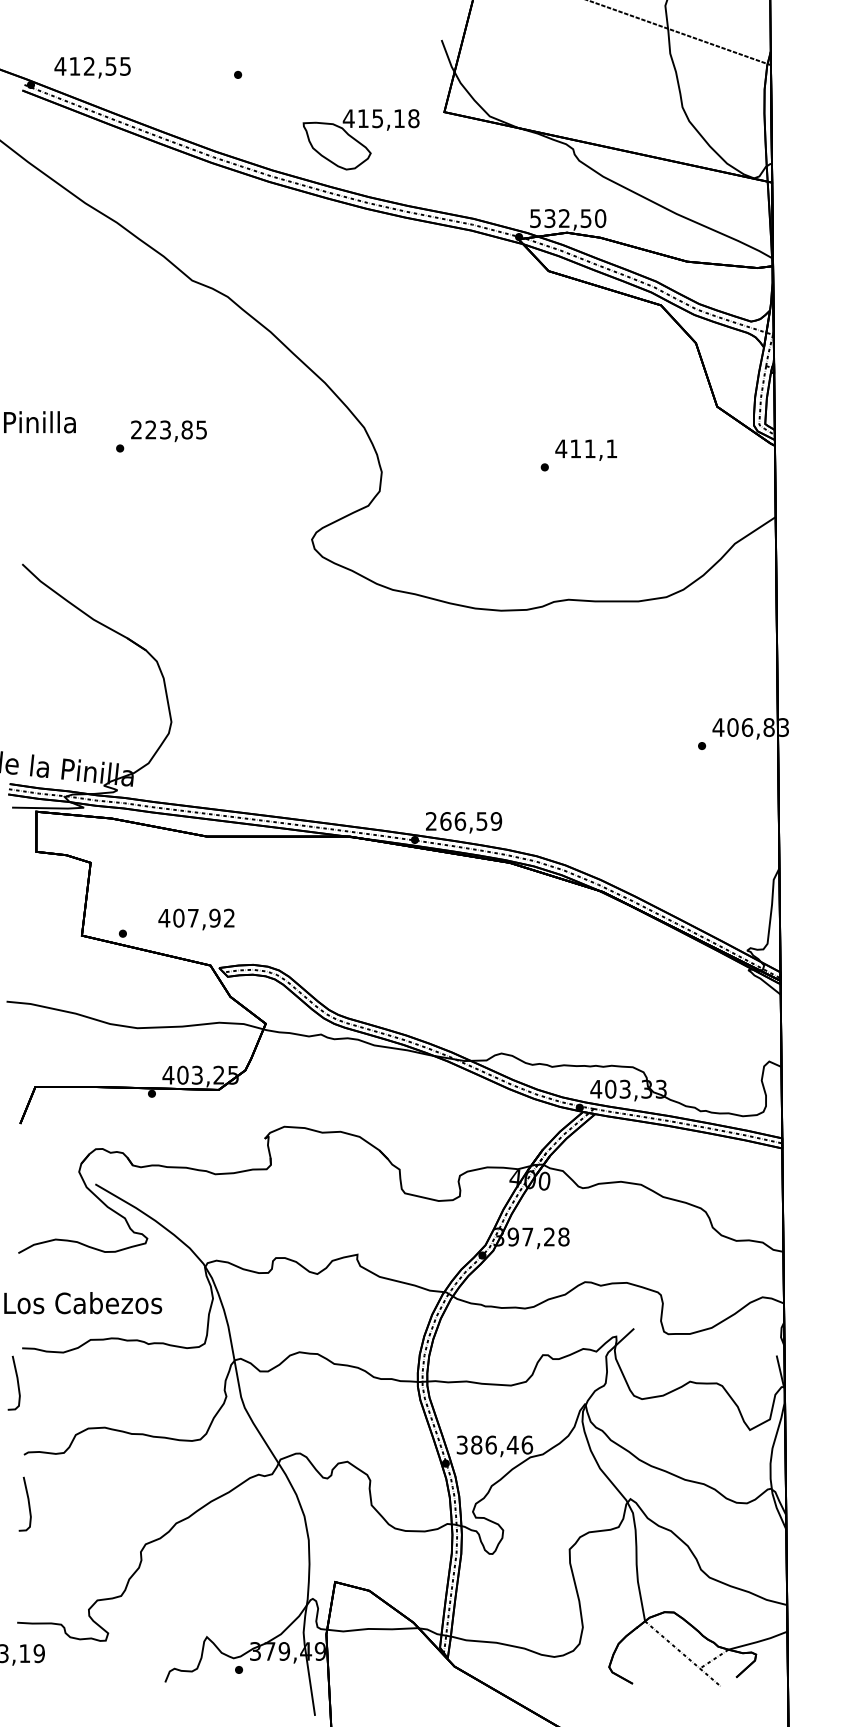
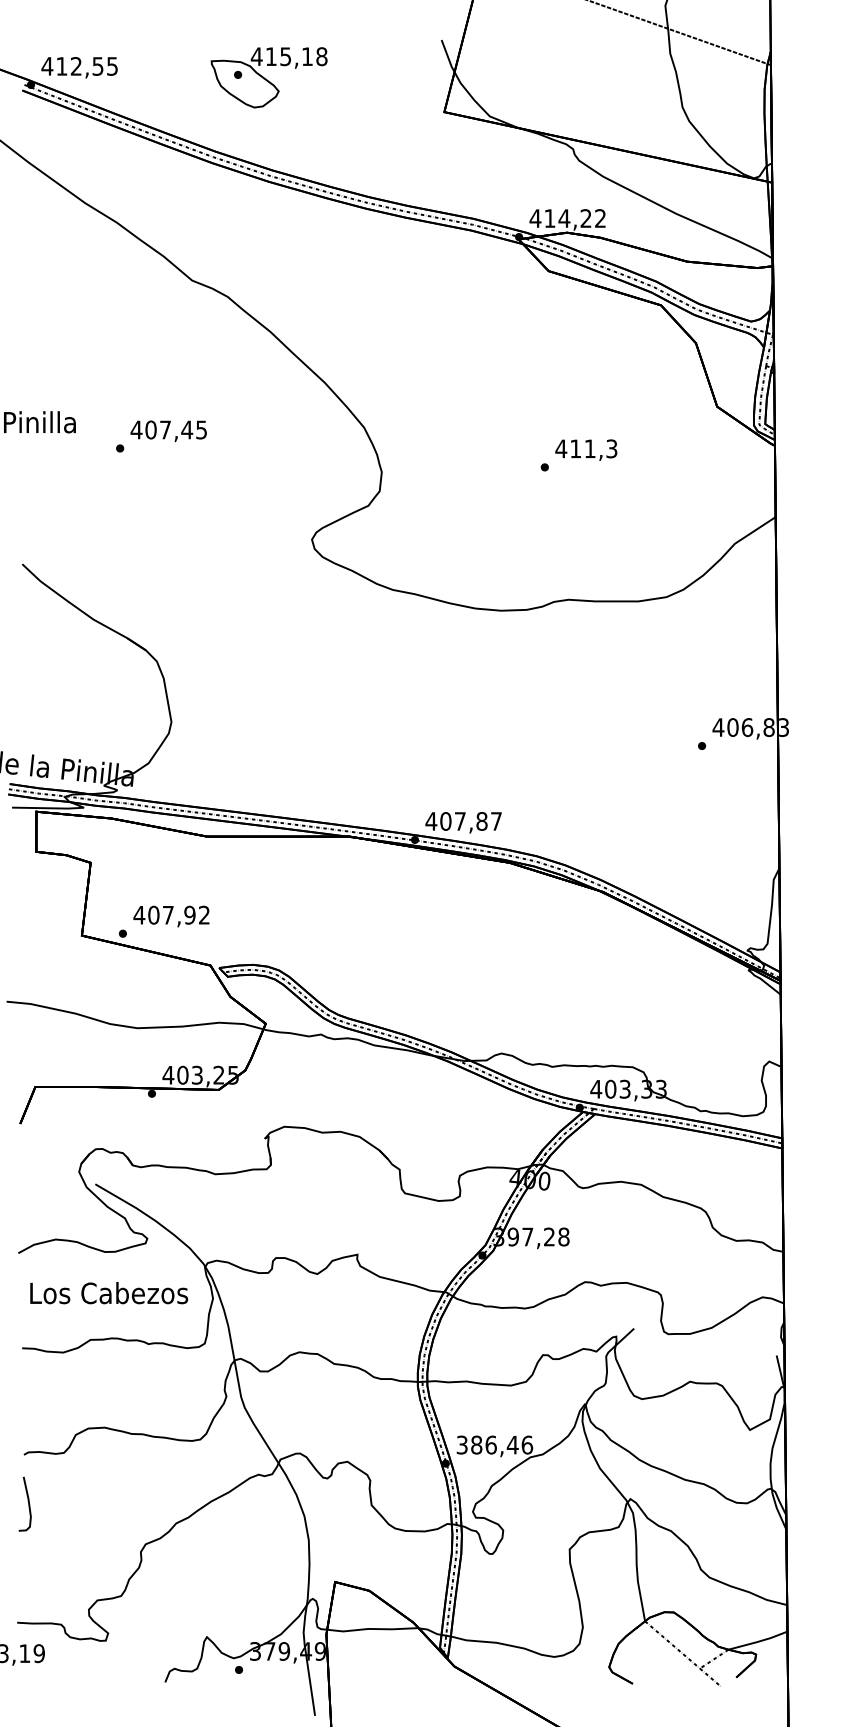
text position: (92, 67) -> (79, 67) (79, 67)
part position: (360, 139) -> (268, 77) (268, 77)
text: 532,50 -> 414,22 (567, 218)
text: 223,85 -> 407,45 (161, 429)
text: 411,1 -> 411,3 (611, 448)
text: 266,59 -> 407,87 (463, 821)
text position: (196, 919) -> (171, 916) (171, 916)
text position: (83, 1303) -> (109, 1293) (109, 1293)
curve: present -> none (16, 1380)
